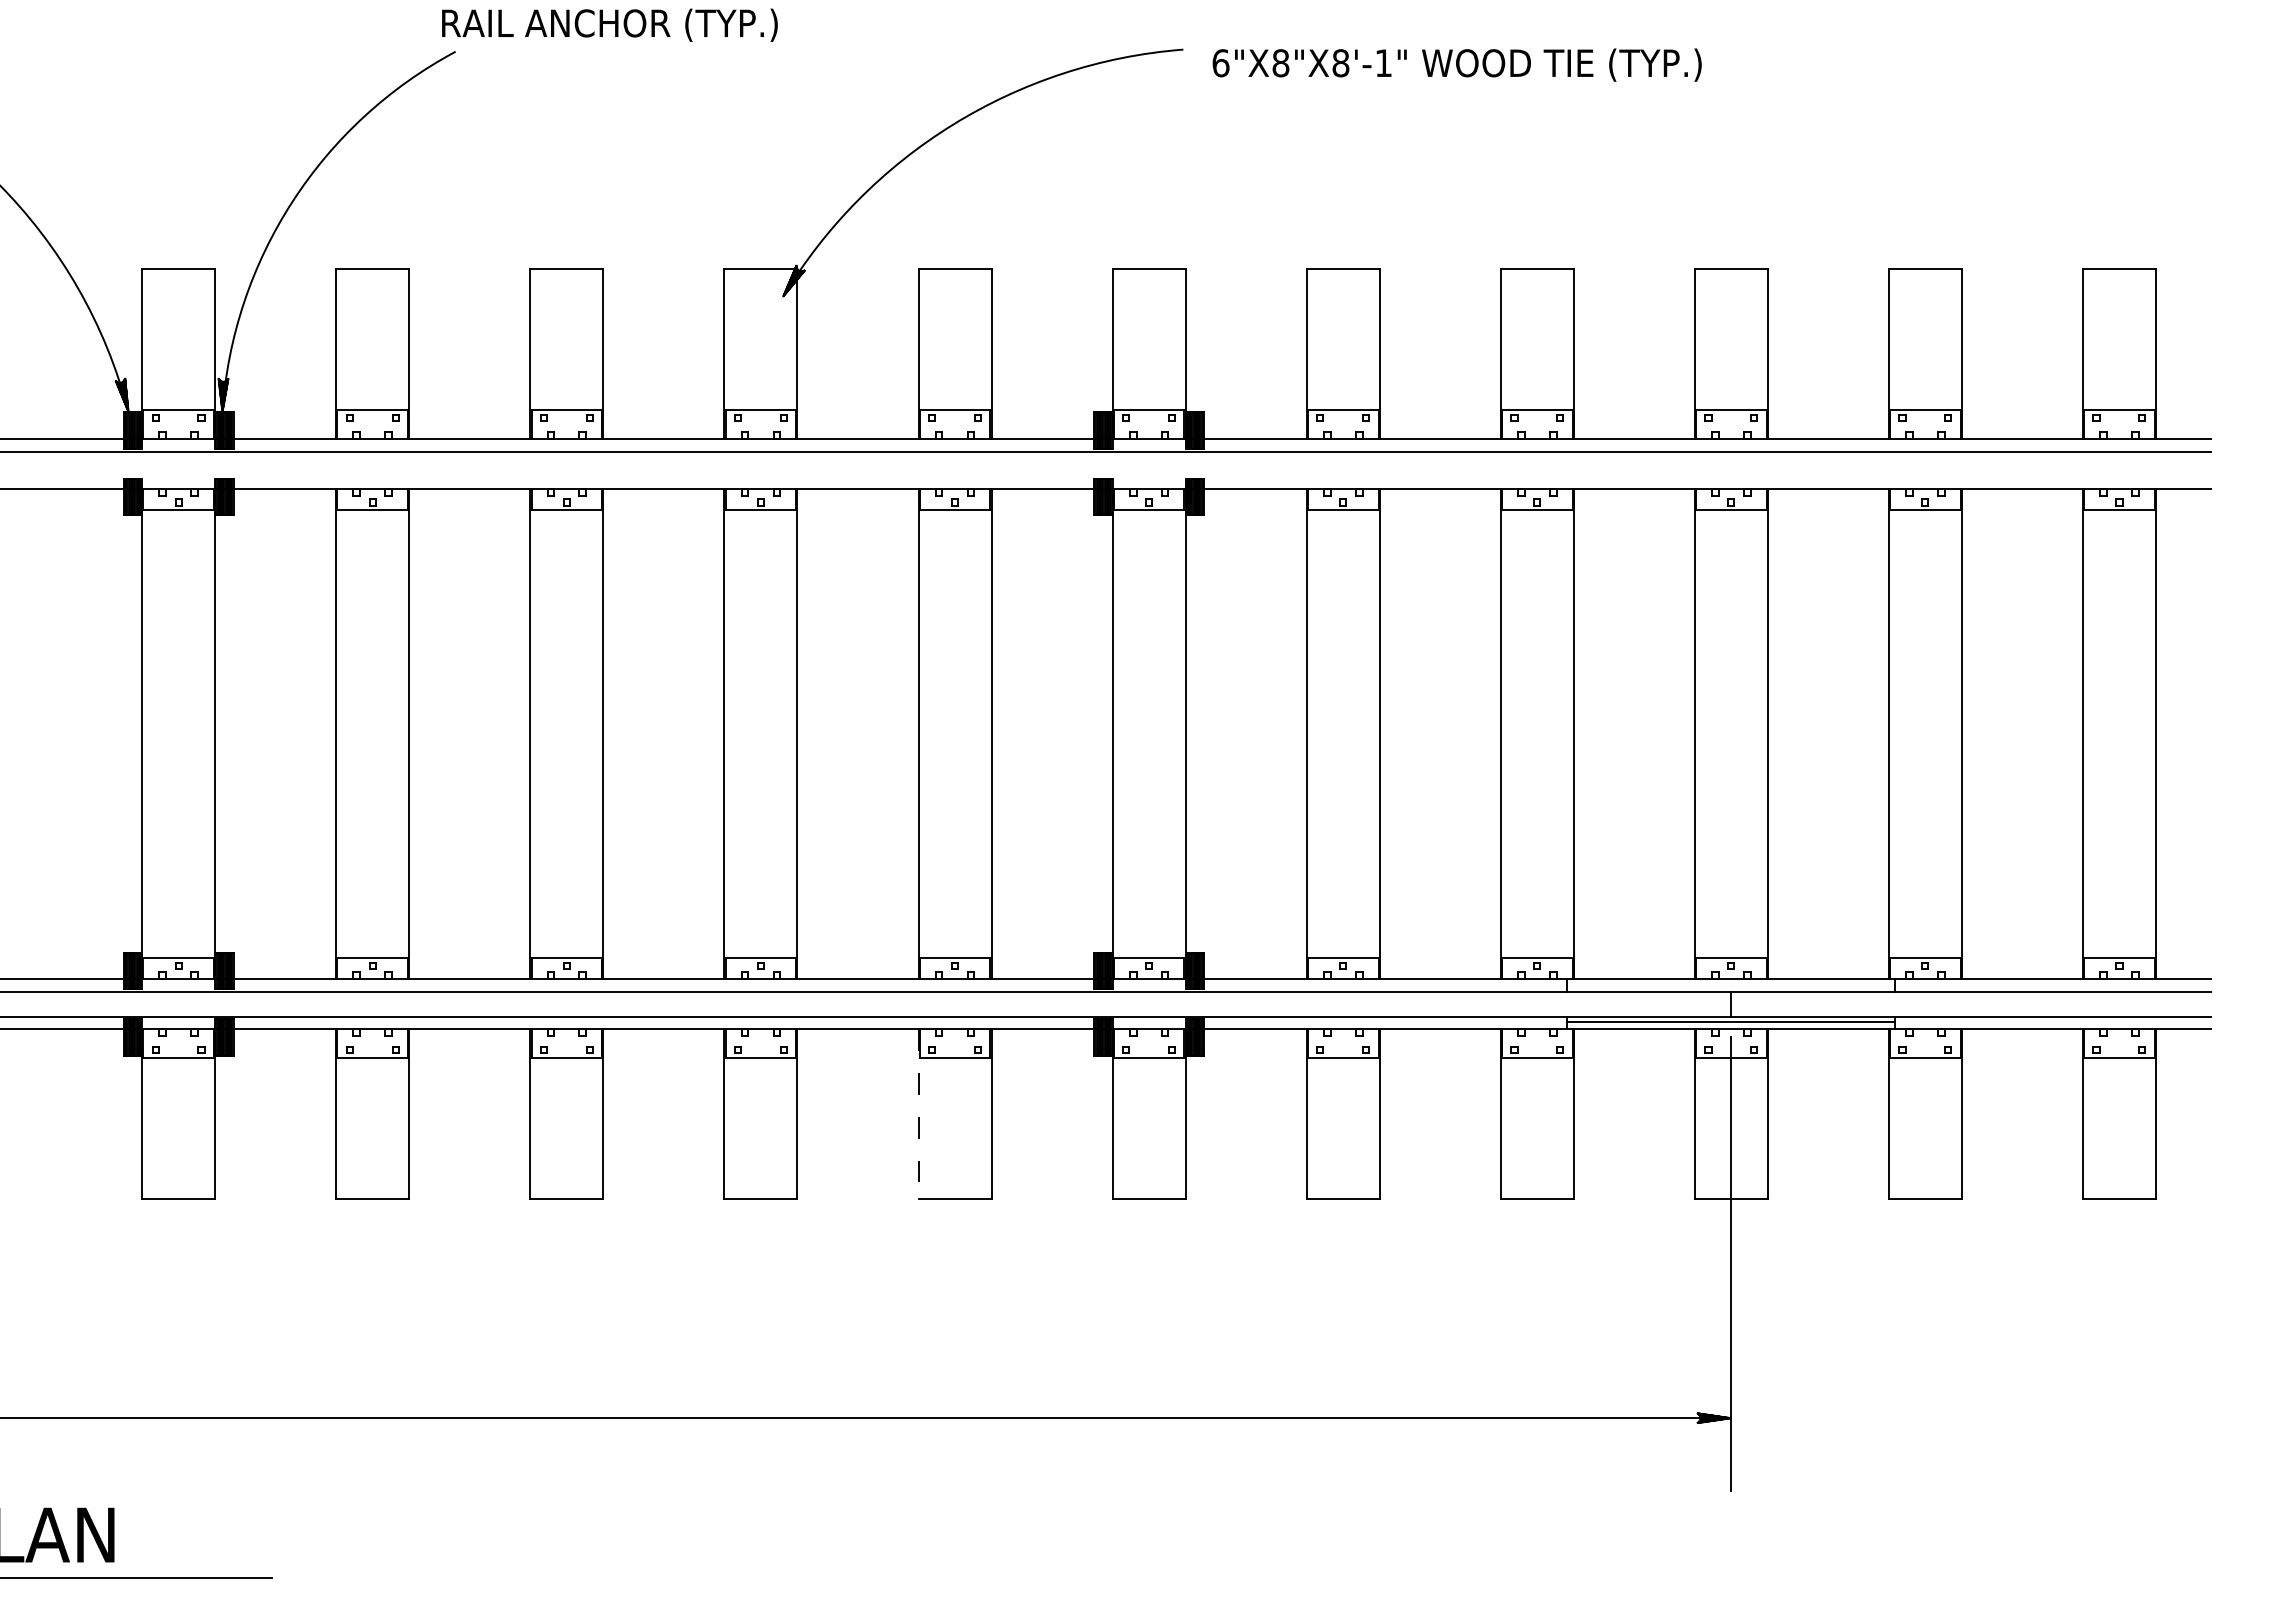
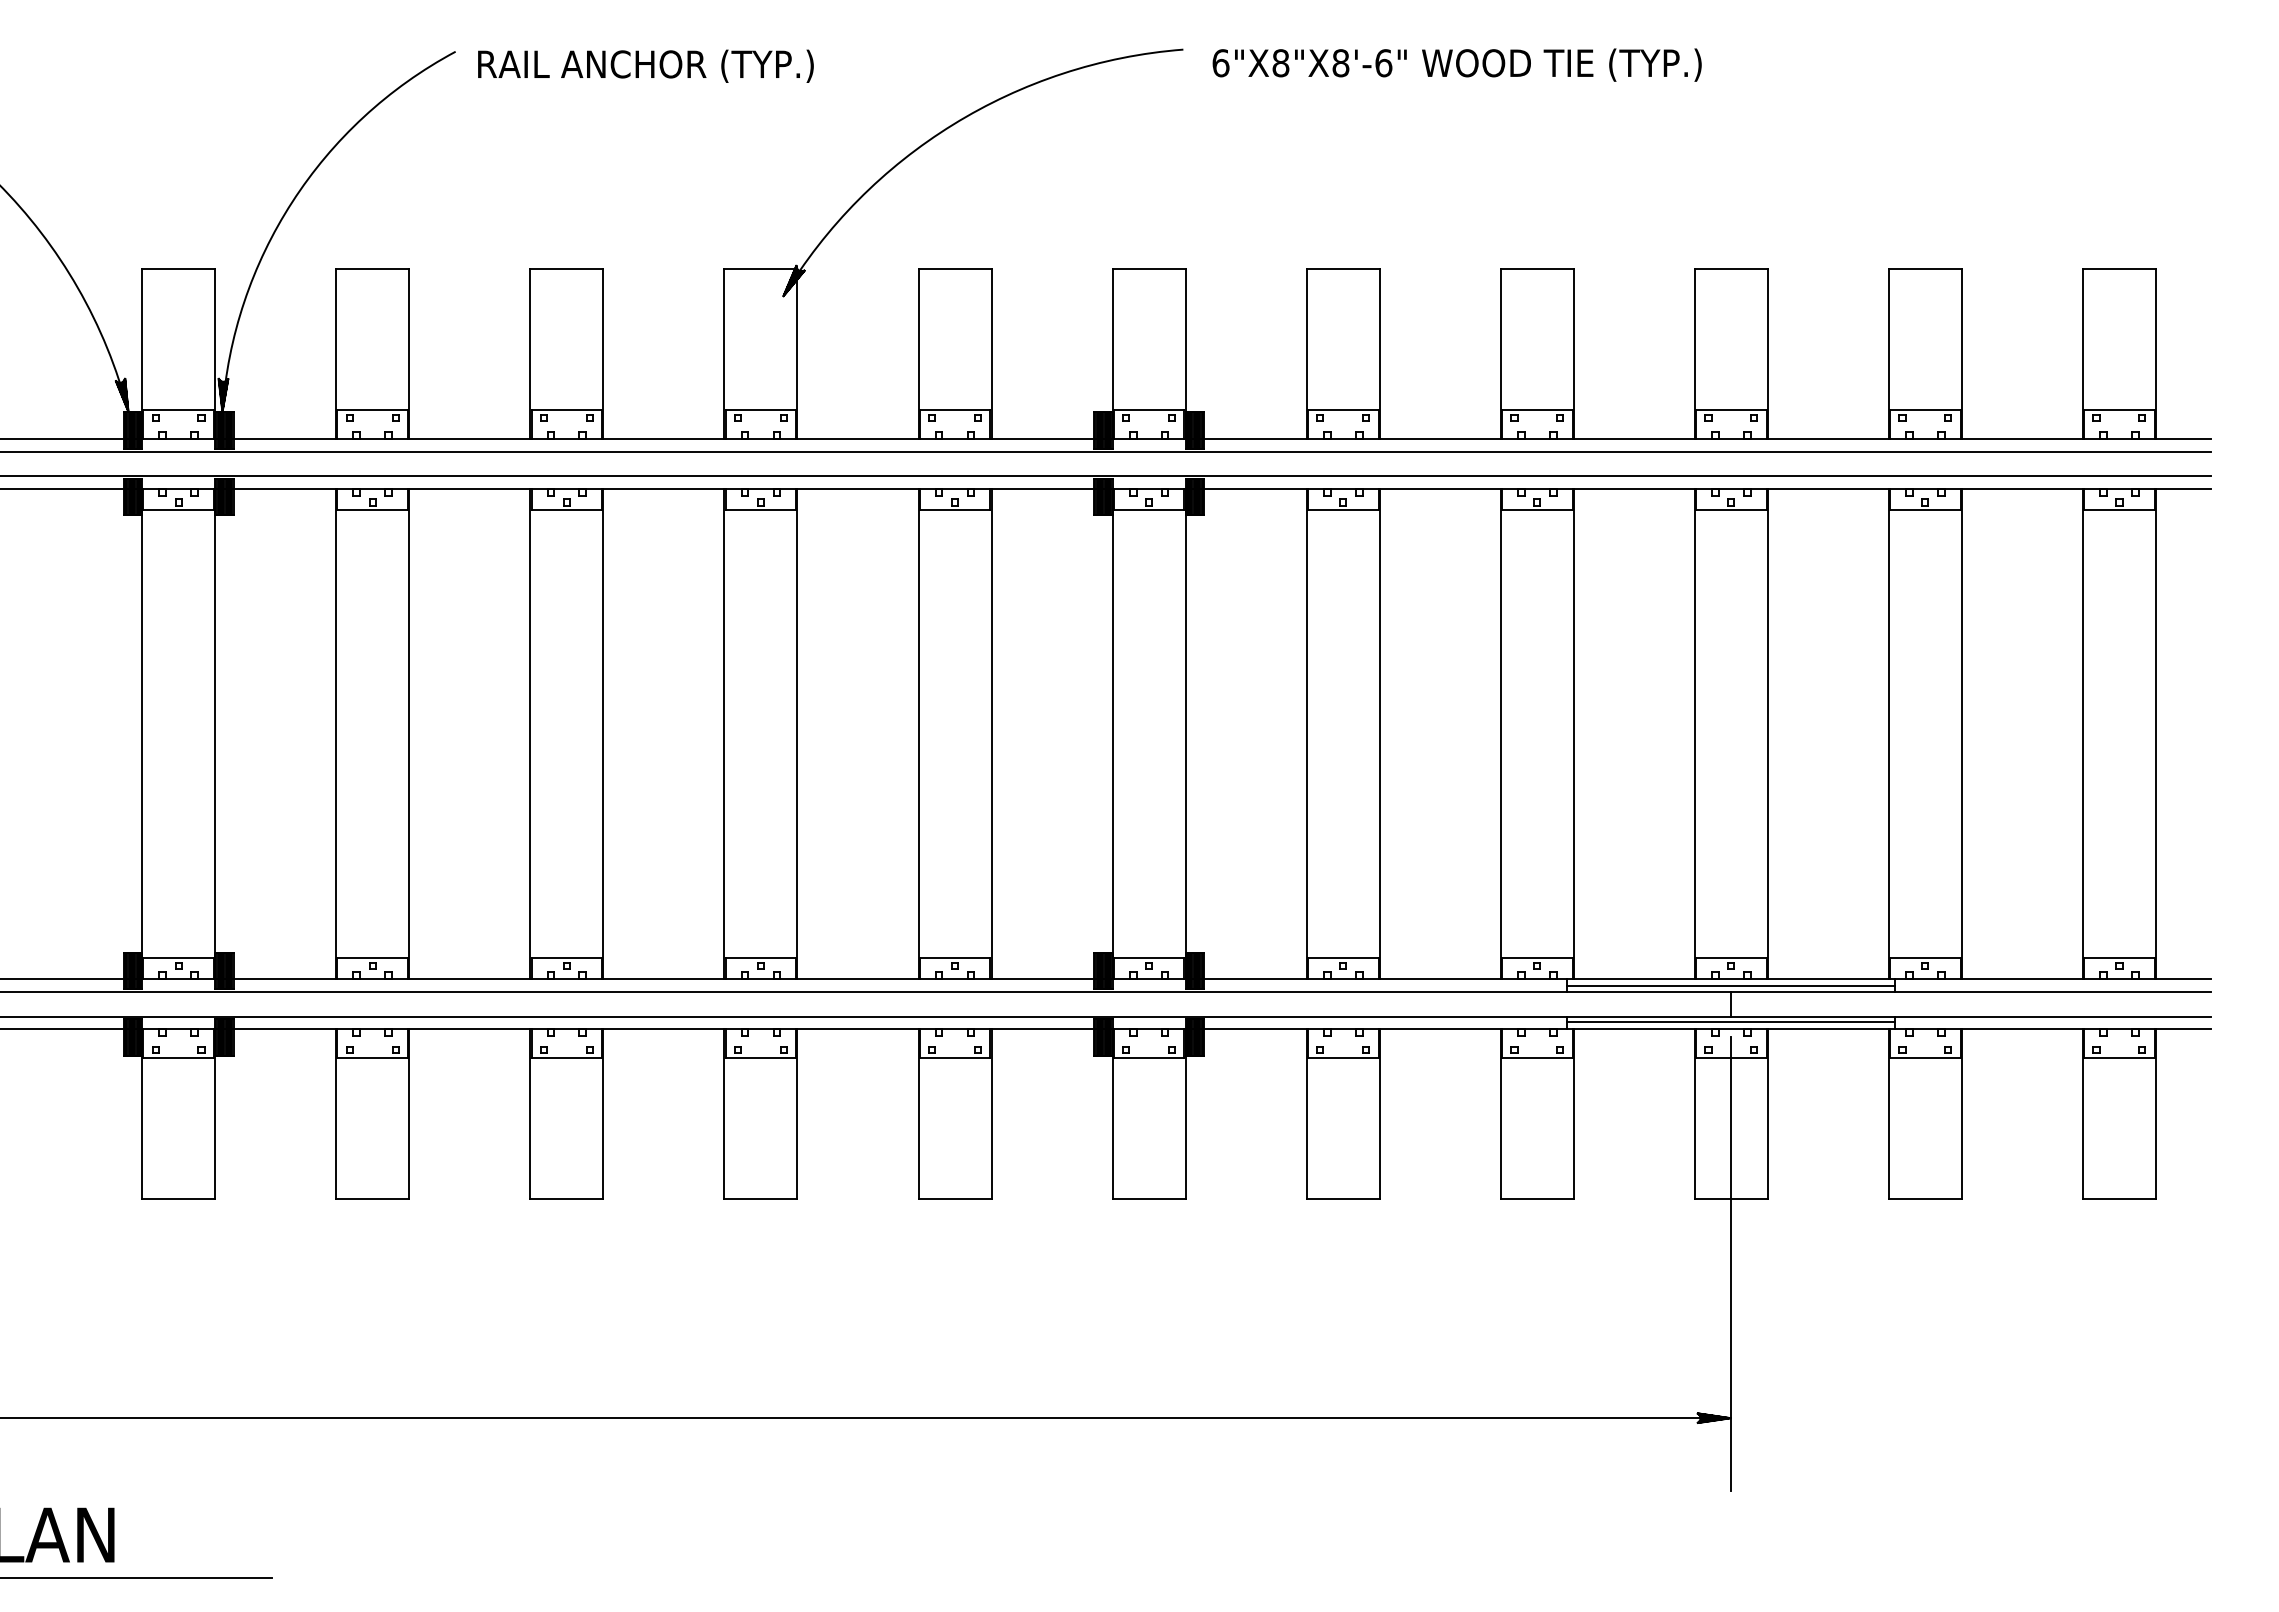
text position: (609, 24) -> (645, 65) (645, 65)
text: 6"X8"X8'-1" -> 6"X8"X8'-6" (1383, 63)
line: none -> present (1106, 476)
line: none -> present (1731, 985)
line: dashed -> solid (918, 1114)
